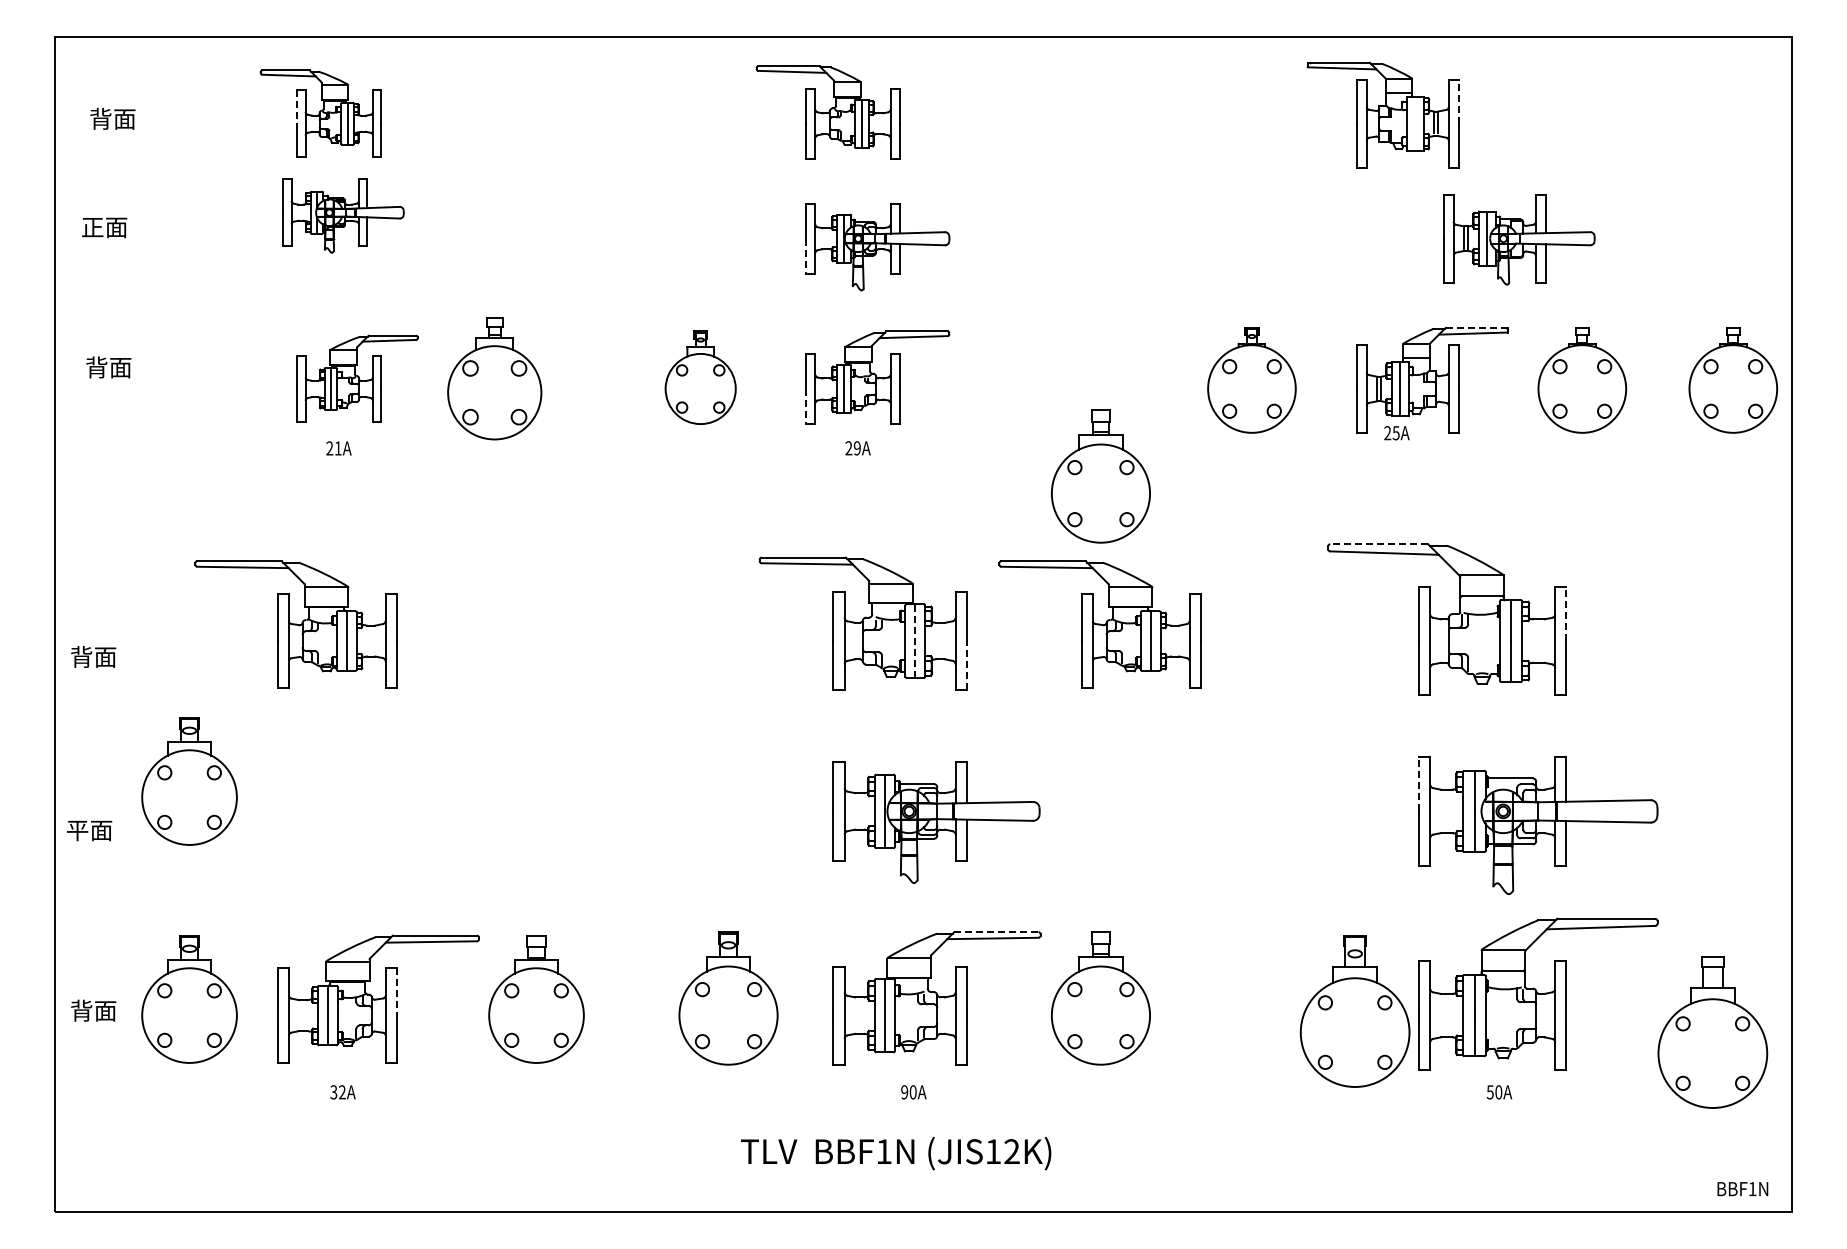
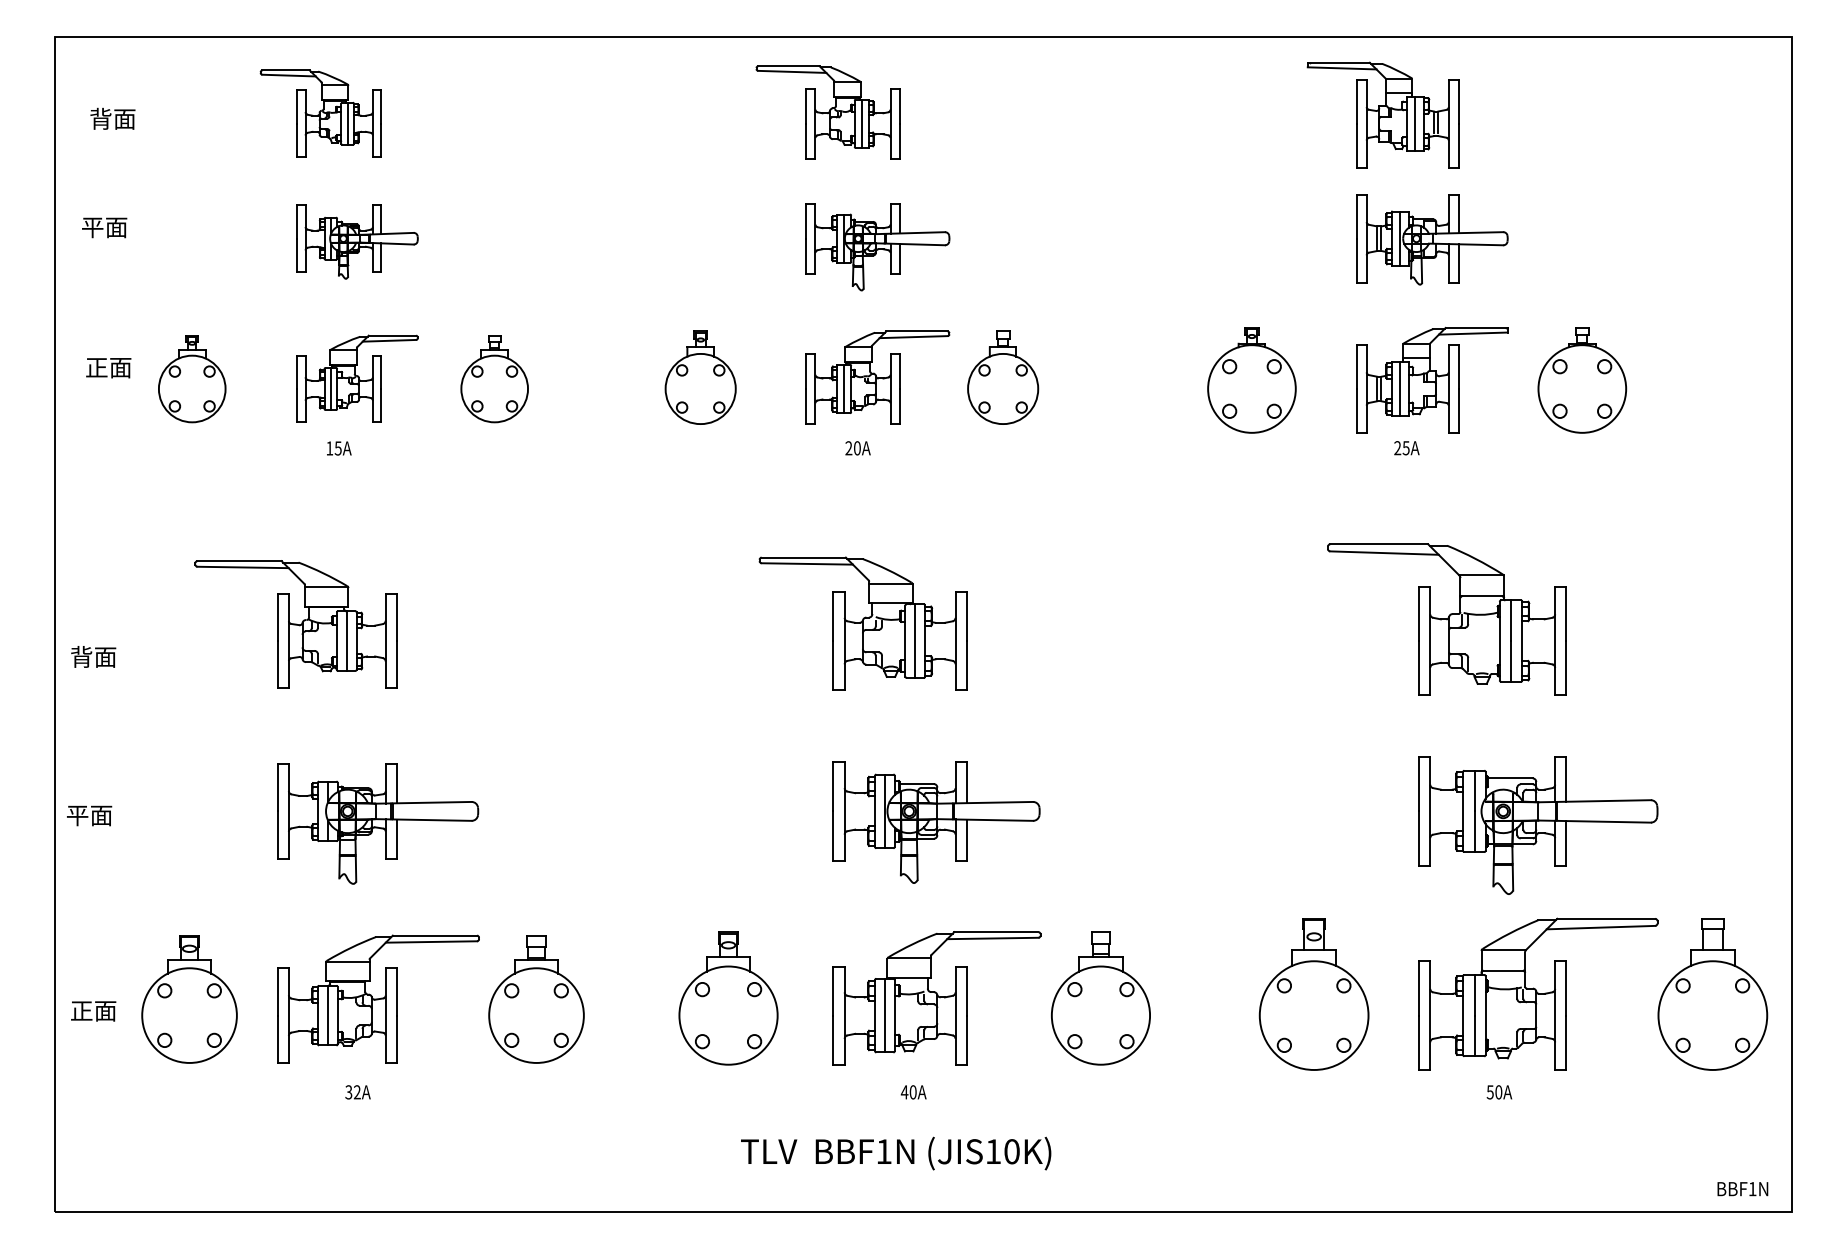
line: dashed -> solid (1458, 101)
line: dashed -> solid (297, 107)
line: none -> present (1415, 123)
part position: (343, 215) -> (357, 241) (357, 241)
text: 正面 -> 平面 (92, 227)
part position: (1519, 239) -> (1432, 239) (1432, 239)
line: dashed -> solid (805, 256)
line: dashed -> solid (1477, 327)
text: 背面 -> 正面 (96, 367)
part: none -> present (1003, 377)
part size: 96x124 px -> 69x89 px (494, 379)
part: none -> present (192, 379)
part: present -> none (1733, 380)
line: dashed -> solid (805, 406)
text position: (1396, 433) -> (1406, 448) (1406, 448)
text: 21A -> 15A (333, 448)
text: 29A -> 20A (856, 448)
part: present -> none (1100, 476)
line: dashed -> solid (1379, 544)
line: dashed -> solid (1566, 613)
part: present -> none (1099, 624)
line: dashed -> solid (915, 641)
line: dashed -> solid (966, 665)
part: present -> none (189, 781)
line: dashed -> solid (1419, 783)
part: none -> present (378, 823)
text position: (89, 830) -> (89, 815) (89, 815)
line: dashed -> solid (996, 932)
line: dashed -> solid (396, 991)
text: 背面 -> 正面 (81, 1010)
part position: (1354, 1011) -> (1313, 994) (1313, 994)
part position: (1712, 1032) -> (1712, 994) (1712, 994)
text position: (342, 1092) -> (357, 1092) (357, 1092)
text: 90A -> 40A (904, 1092)
text: (JIS12K) -> (JIS10K) (1011, 1151)
